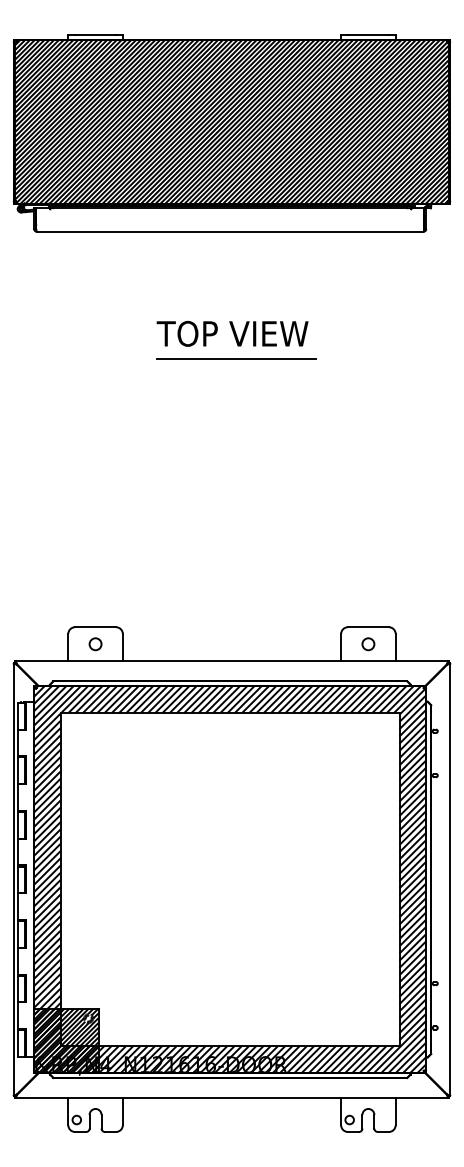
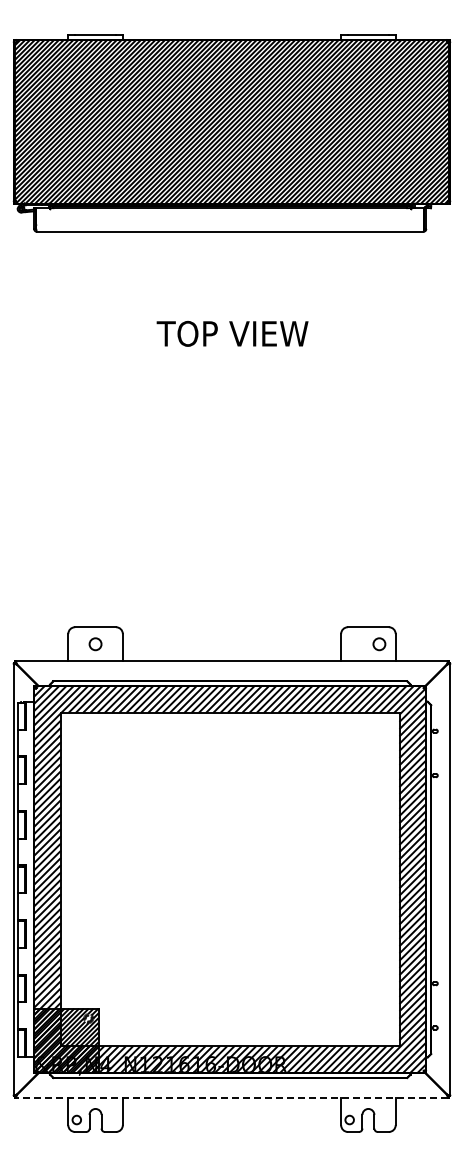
line: present -> none (235, 358)
circle position: (368, 644) -> (379, 644) (379, 644)
line: solid -> dashed (232, 1097)
